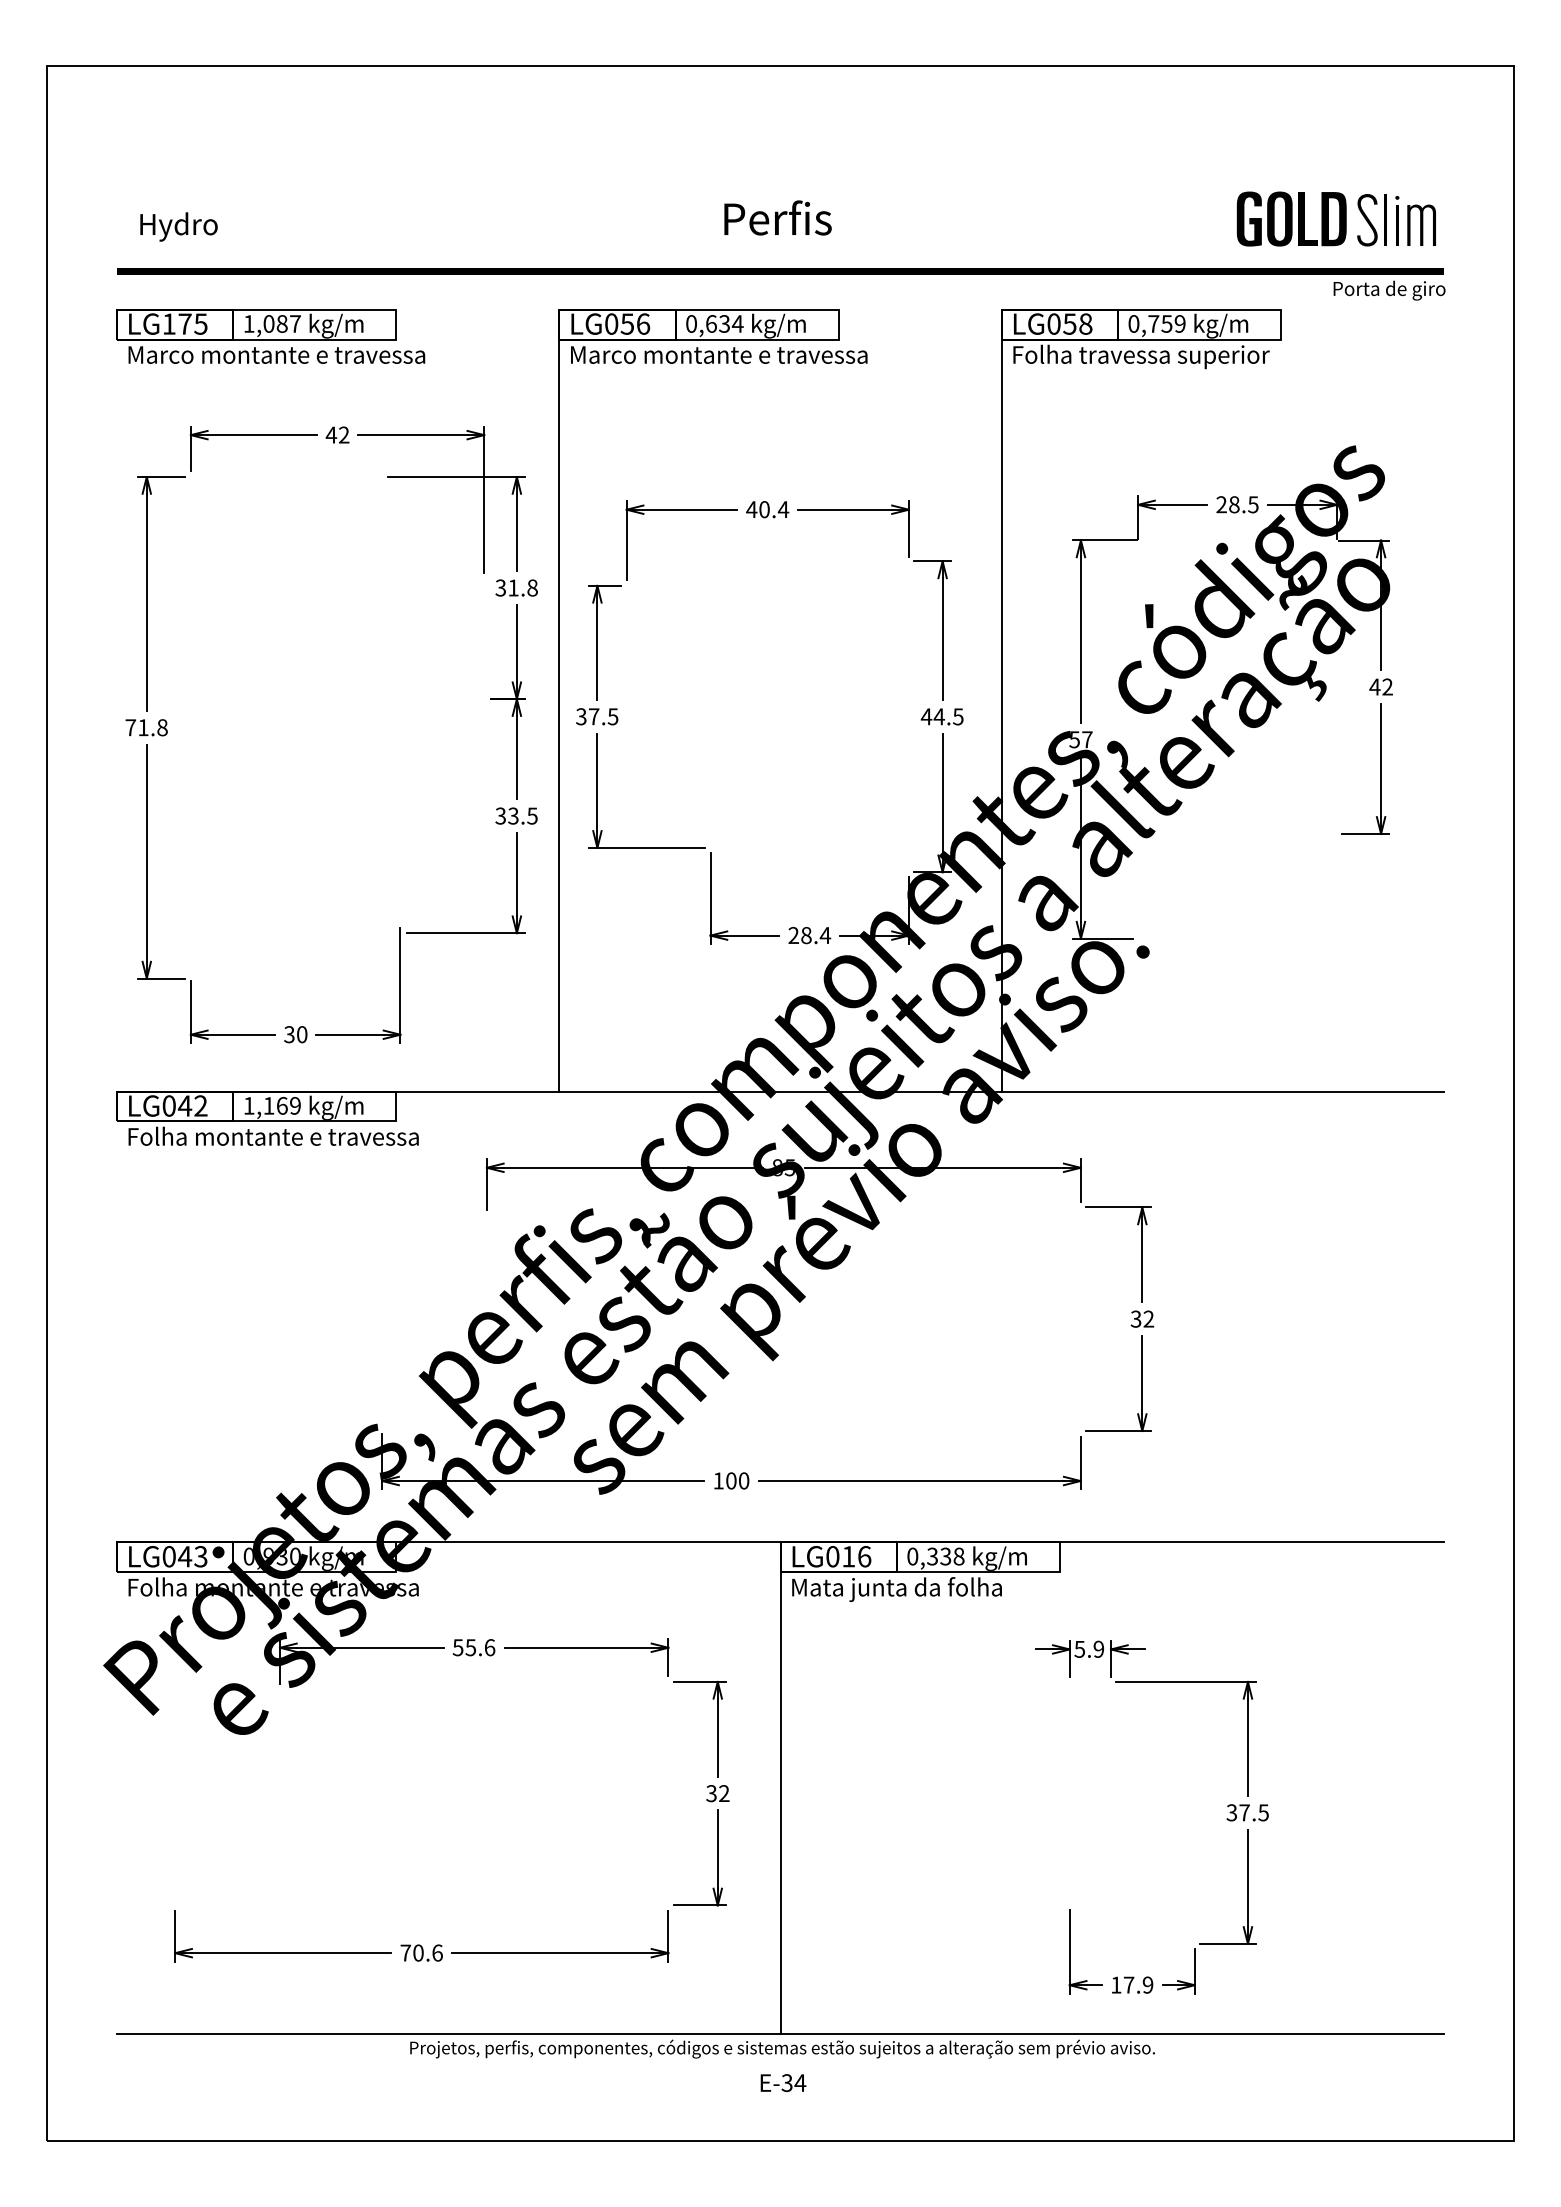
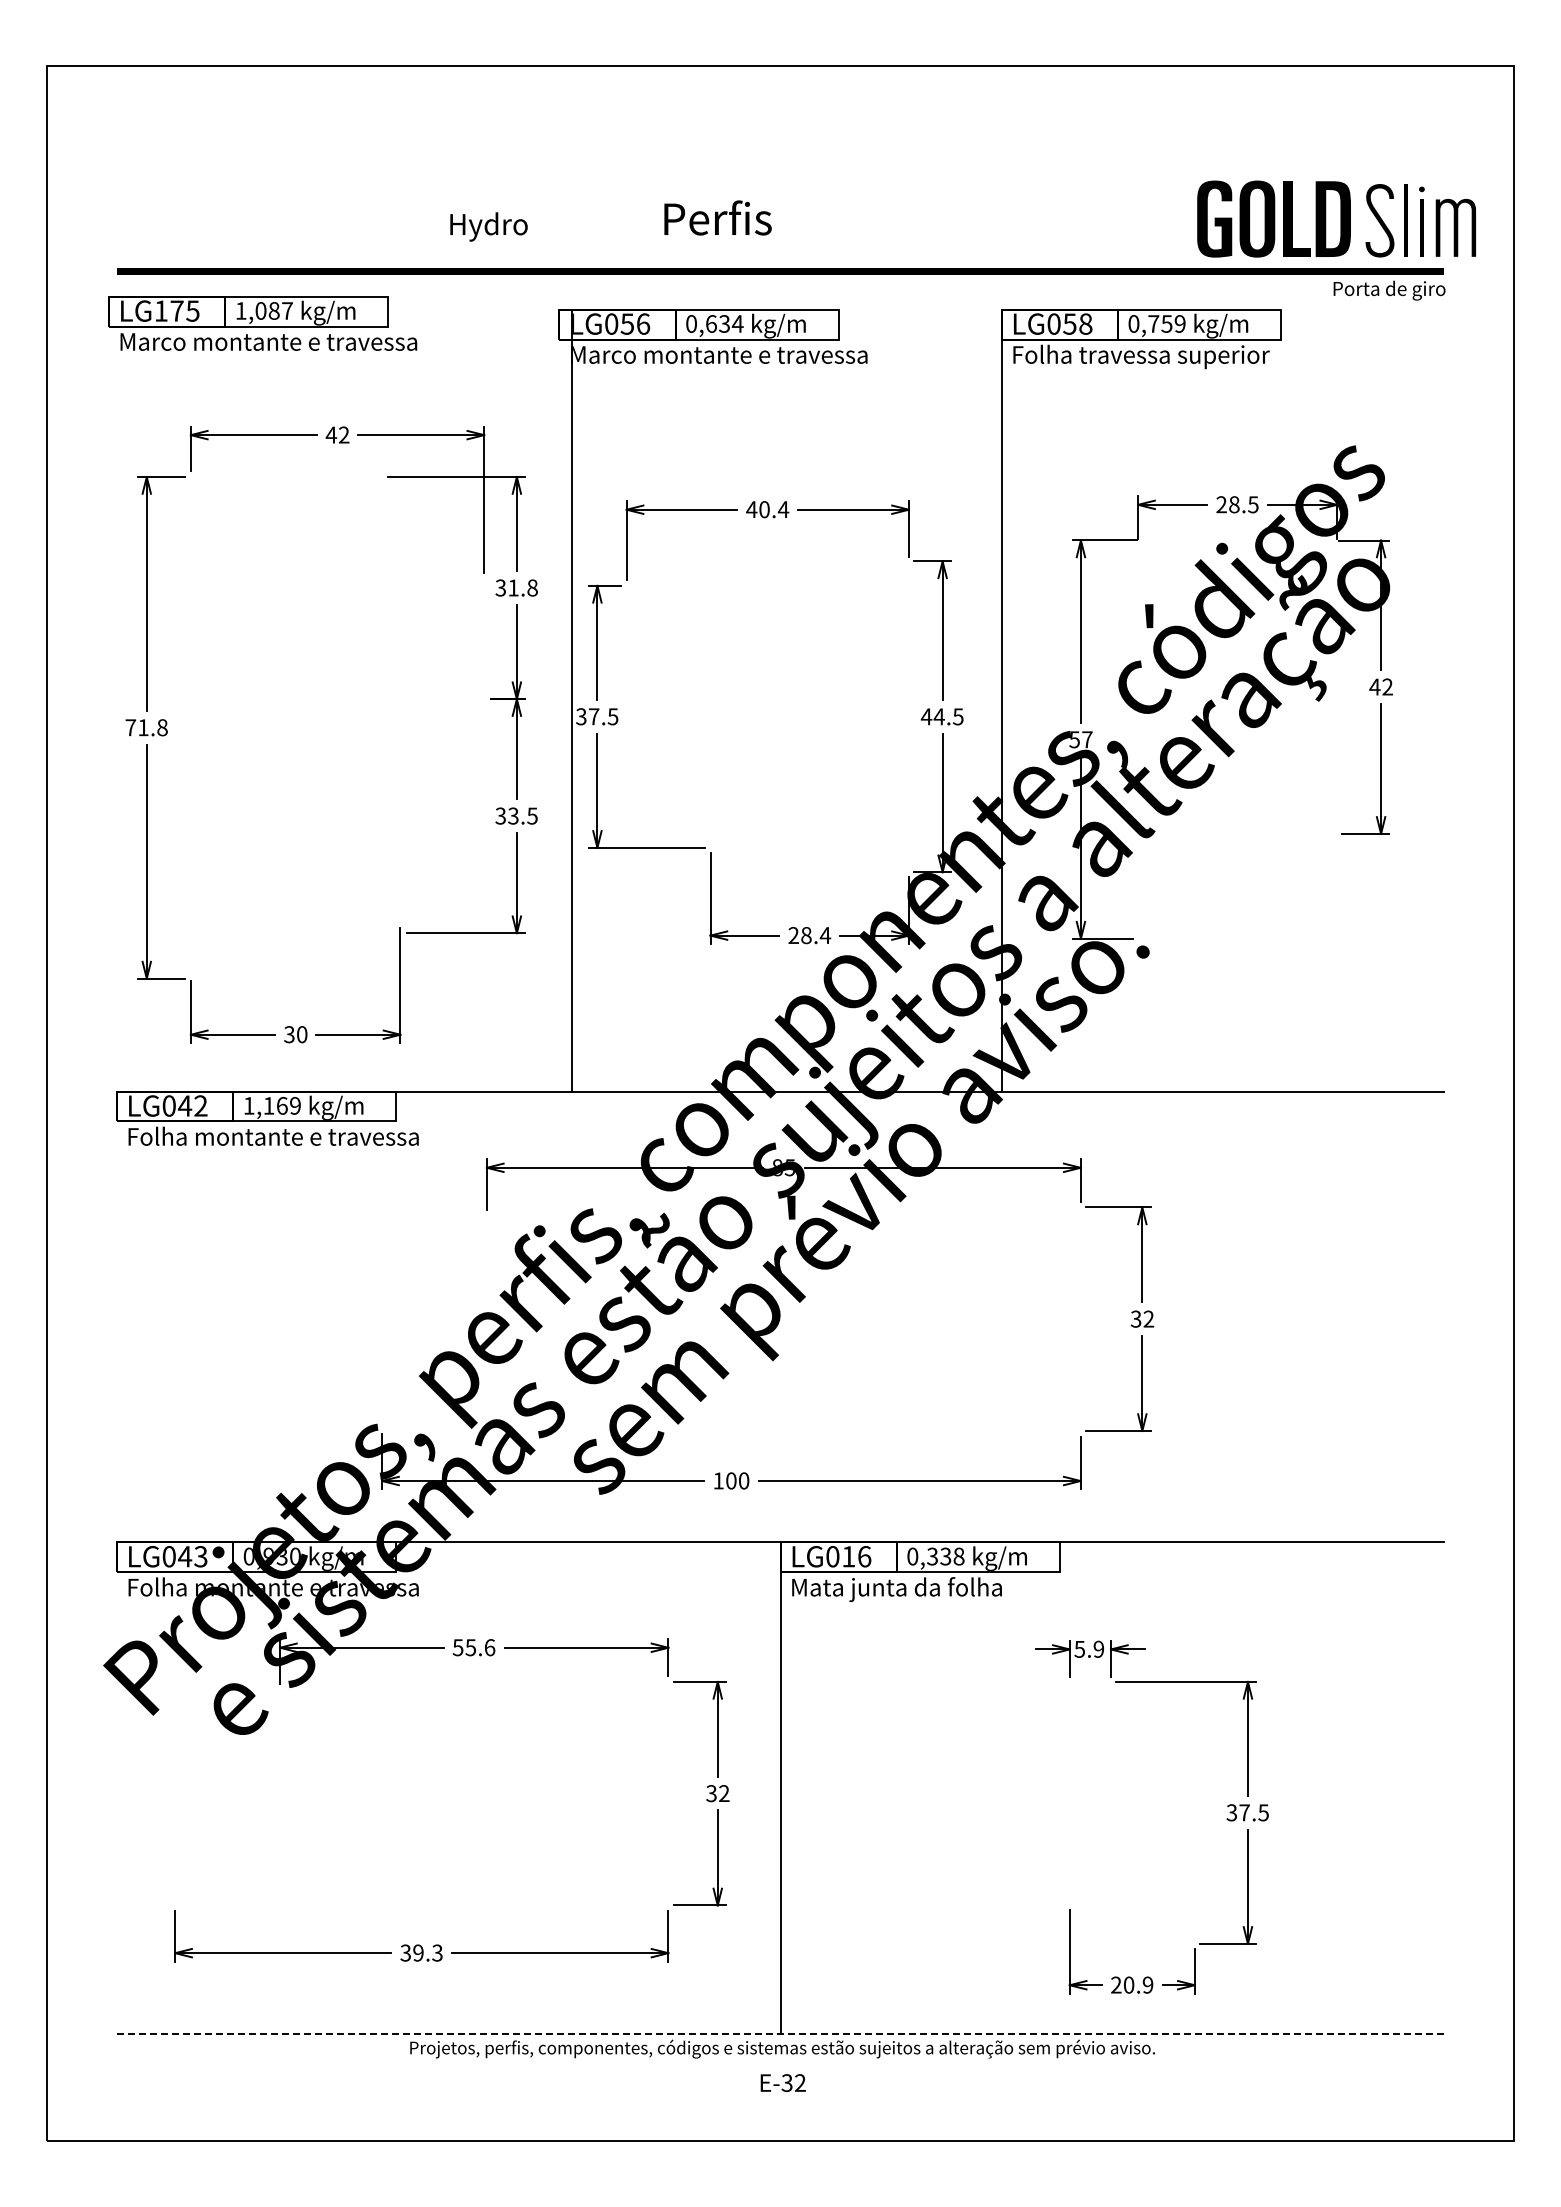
text position: (777, 217) -> (717, 217) (717, 217)
part size: 200x56 px -> 279x78 px (1336, 218)
text position: (178, 226) -> (488, 226) (488, 226)
part position: (270, 336) -> (262, 323) (262, 323)
line position: (559, 700) -> (572, 700) (572, 700)
text: 70.6 -> 39.3 (421, 1952)
text: 17.9 -> 20.9 (1122, 1984)
line: solid -> dashed (780, 2034)
text: E-34 -> E-32 (800, 2082)
